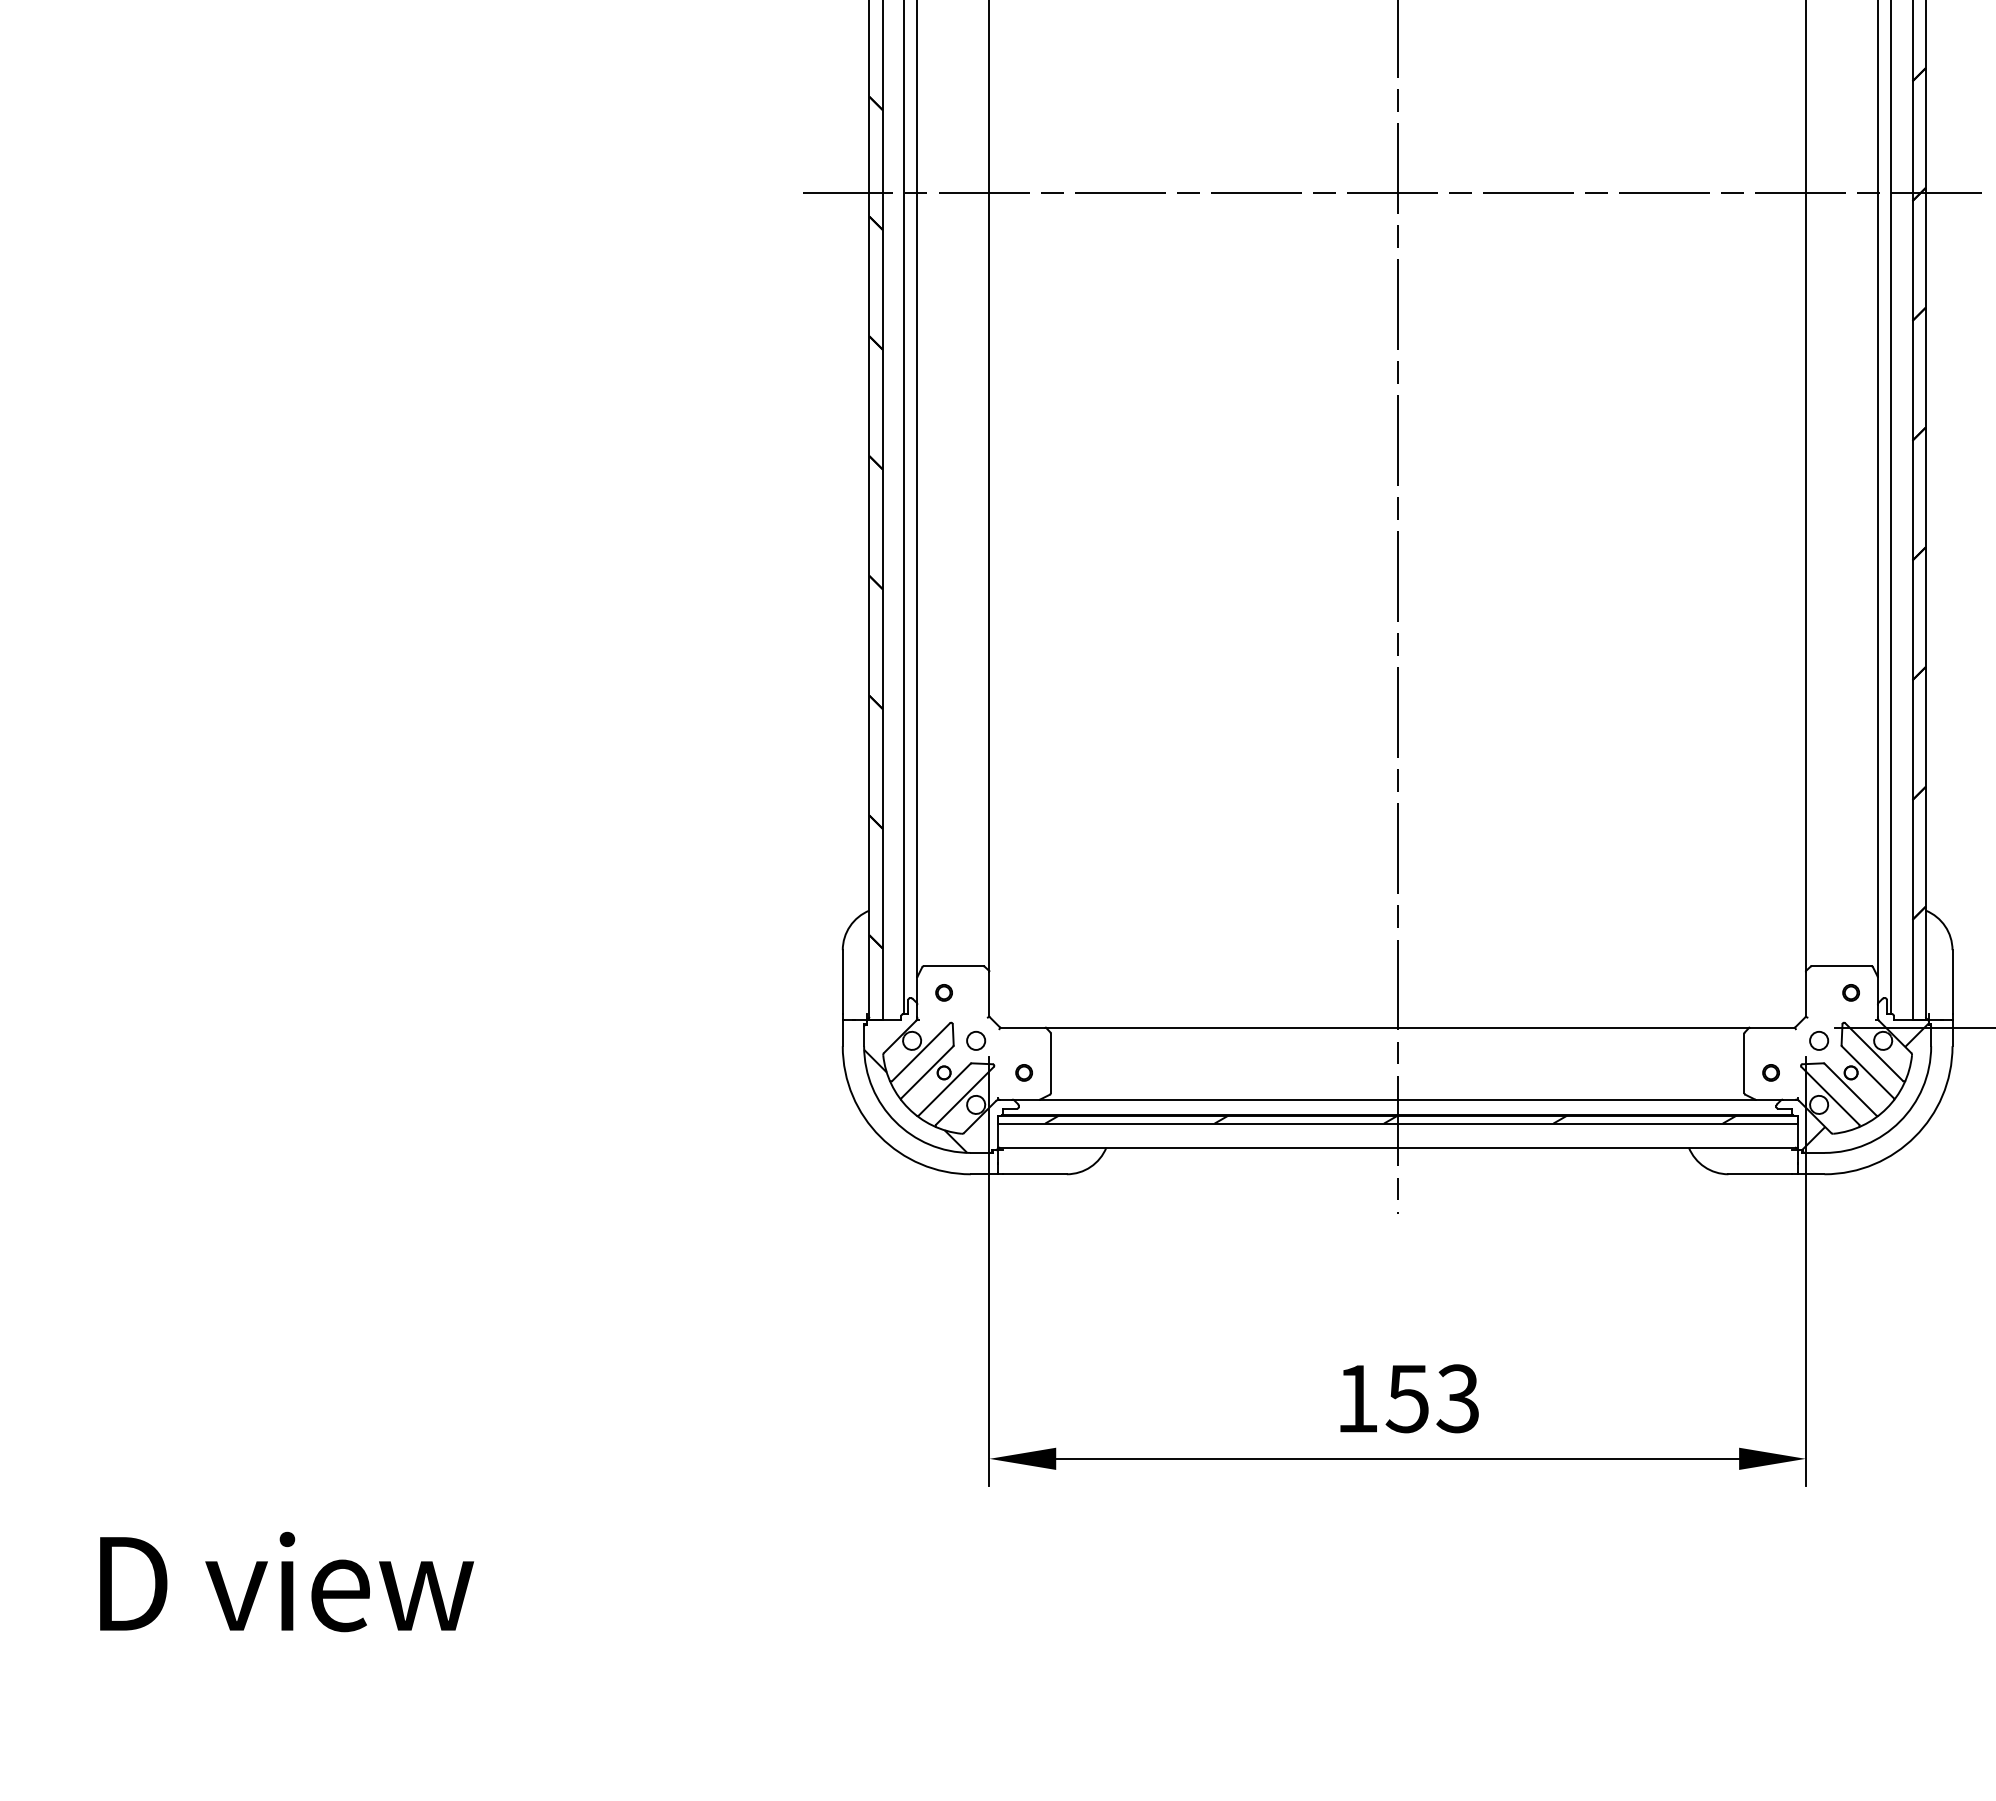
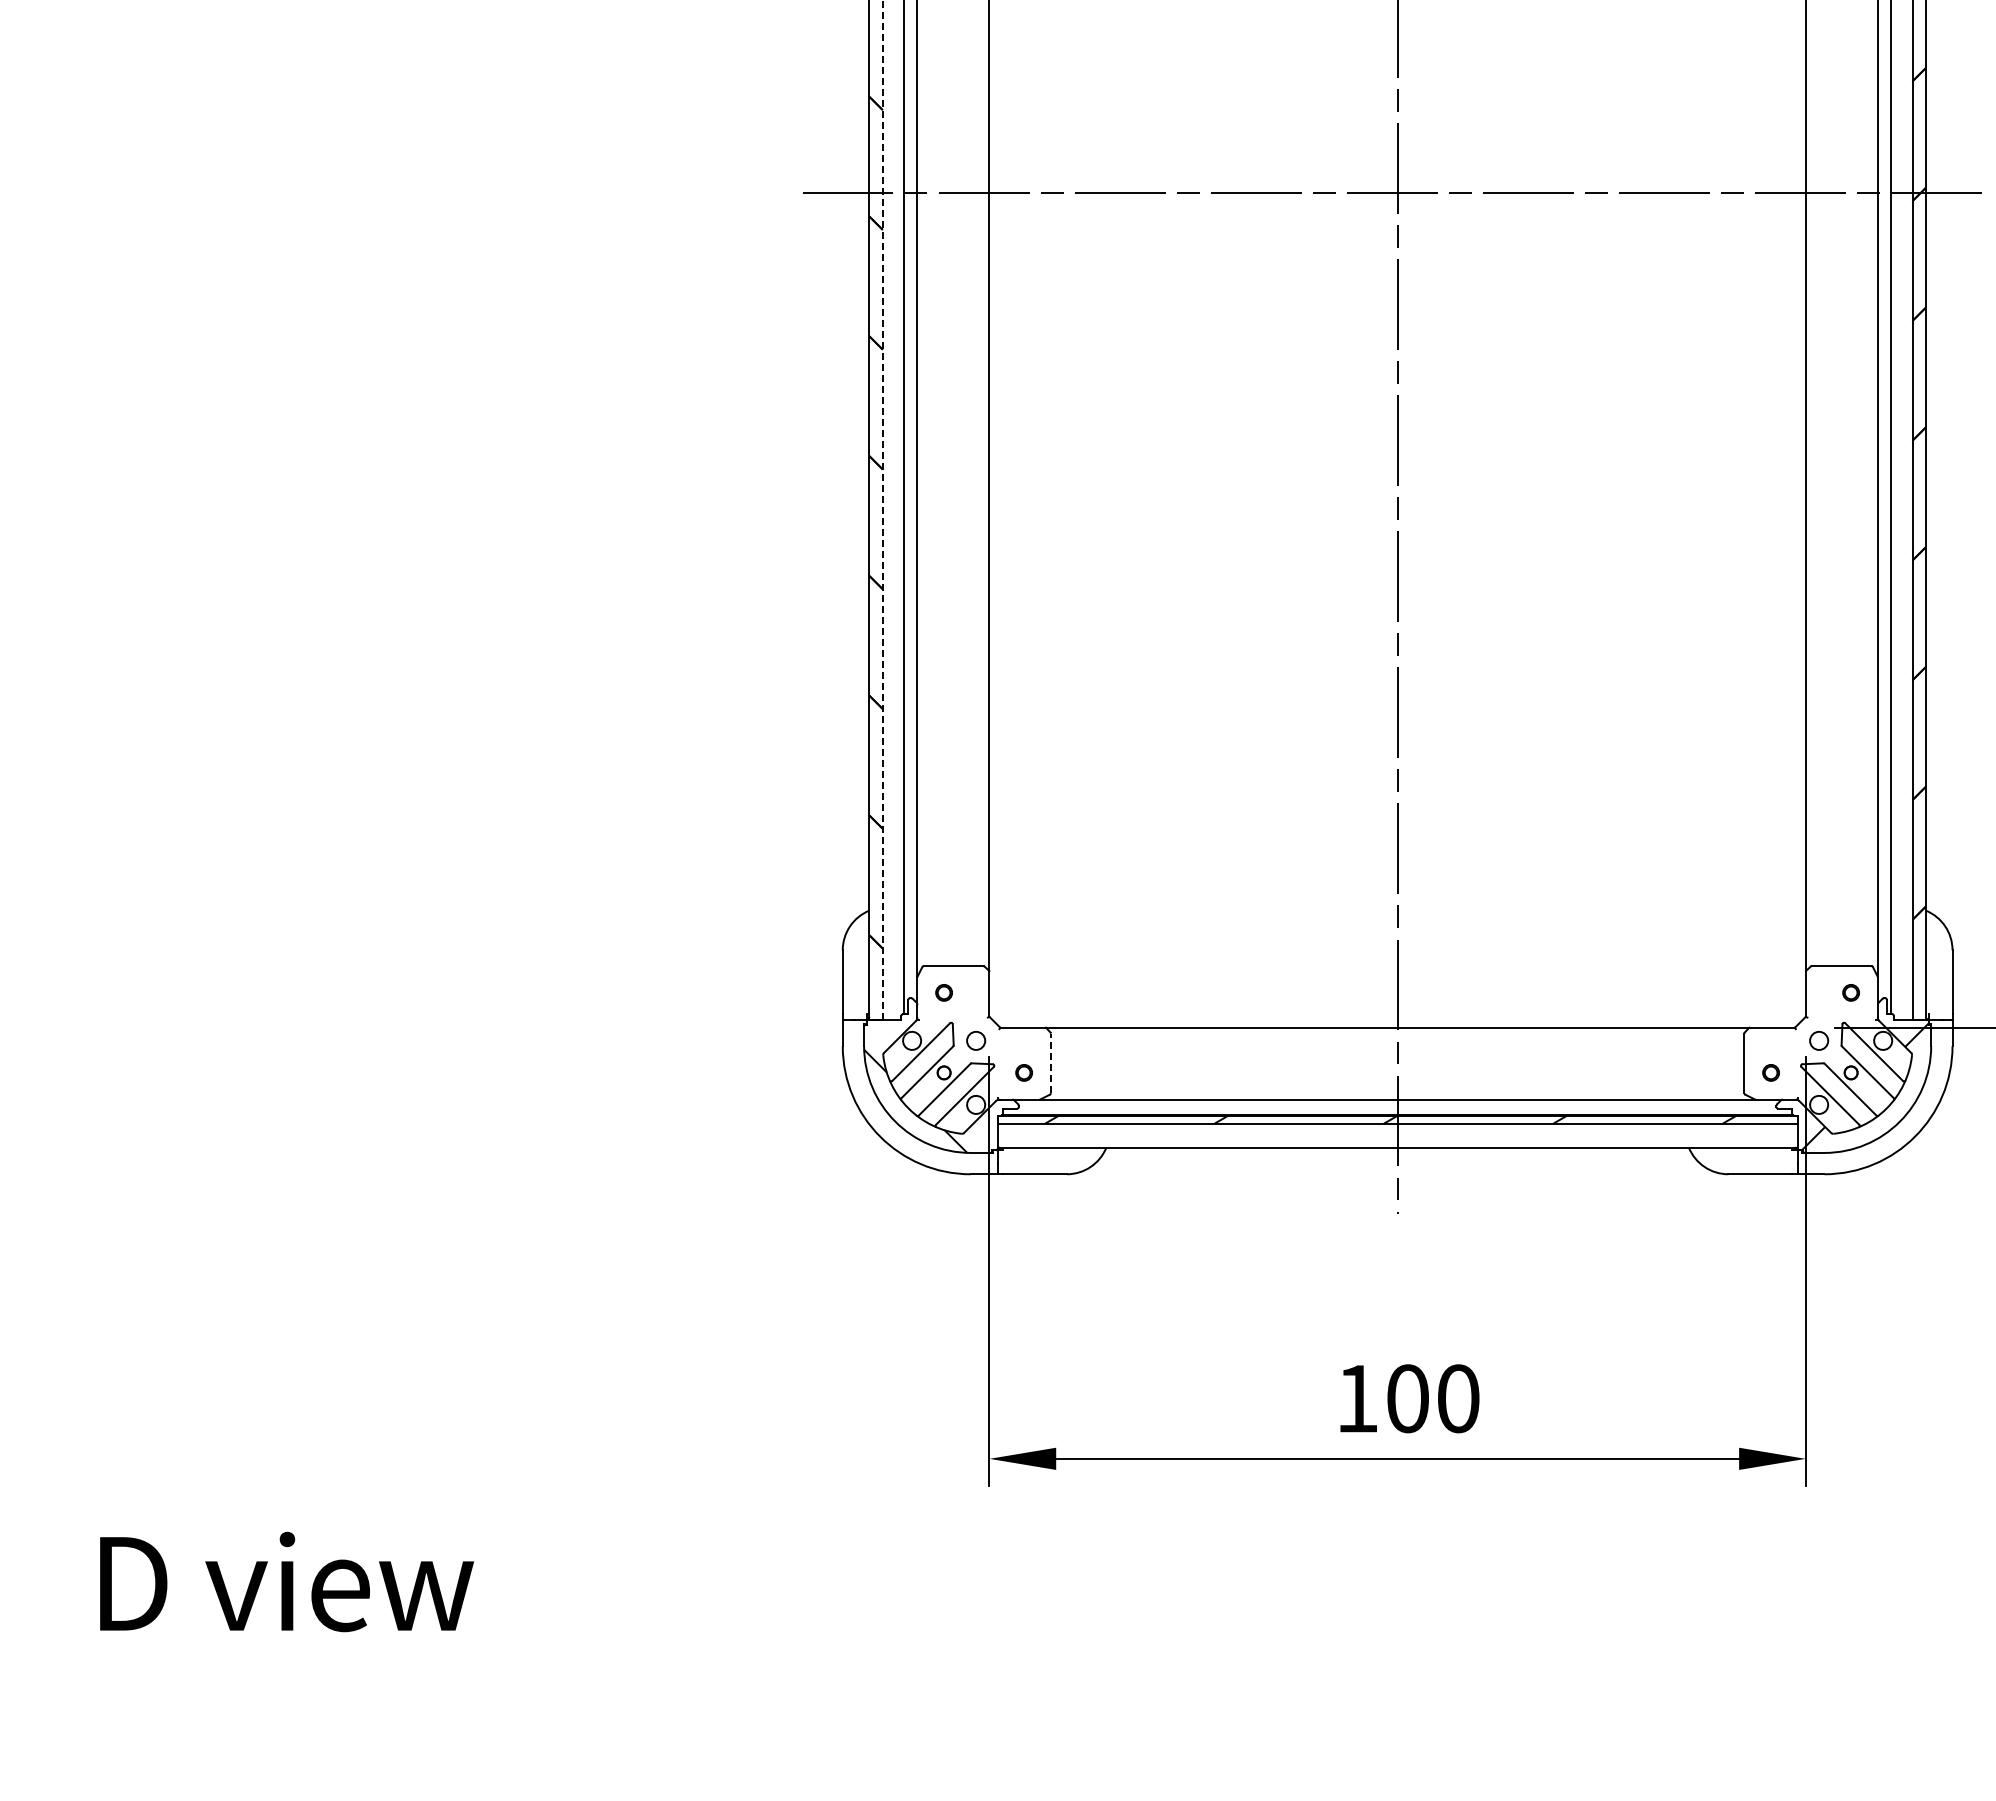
line: solid -> dashed (882, 509)
line: solid -> dashed (1050, 1063)
text: 153 -> 100 (1432, 1398)
